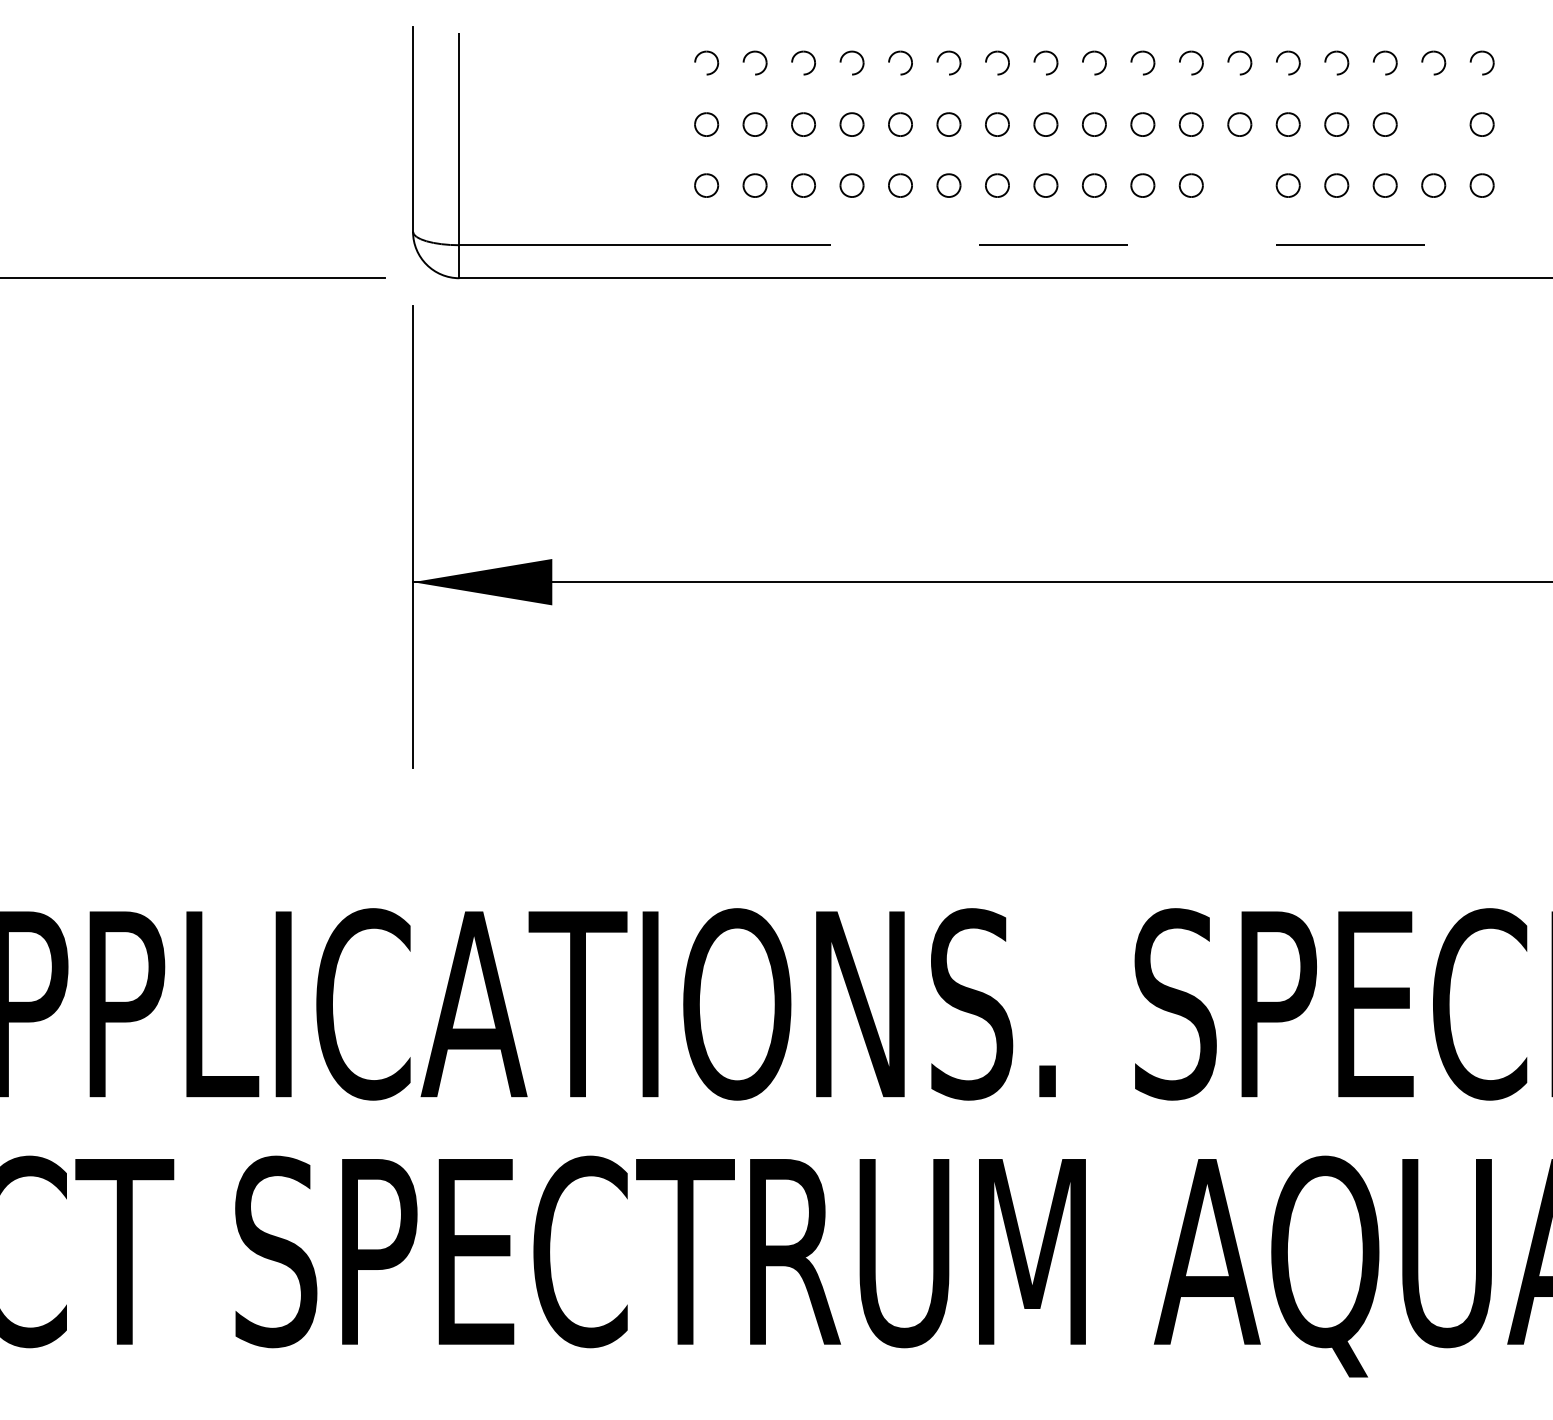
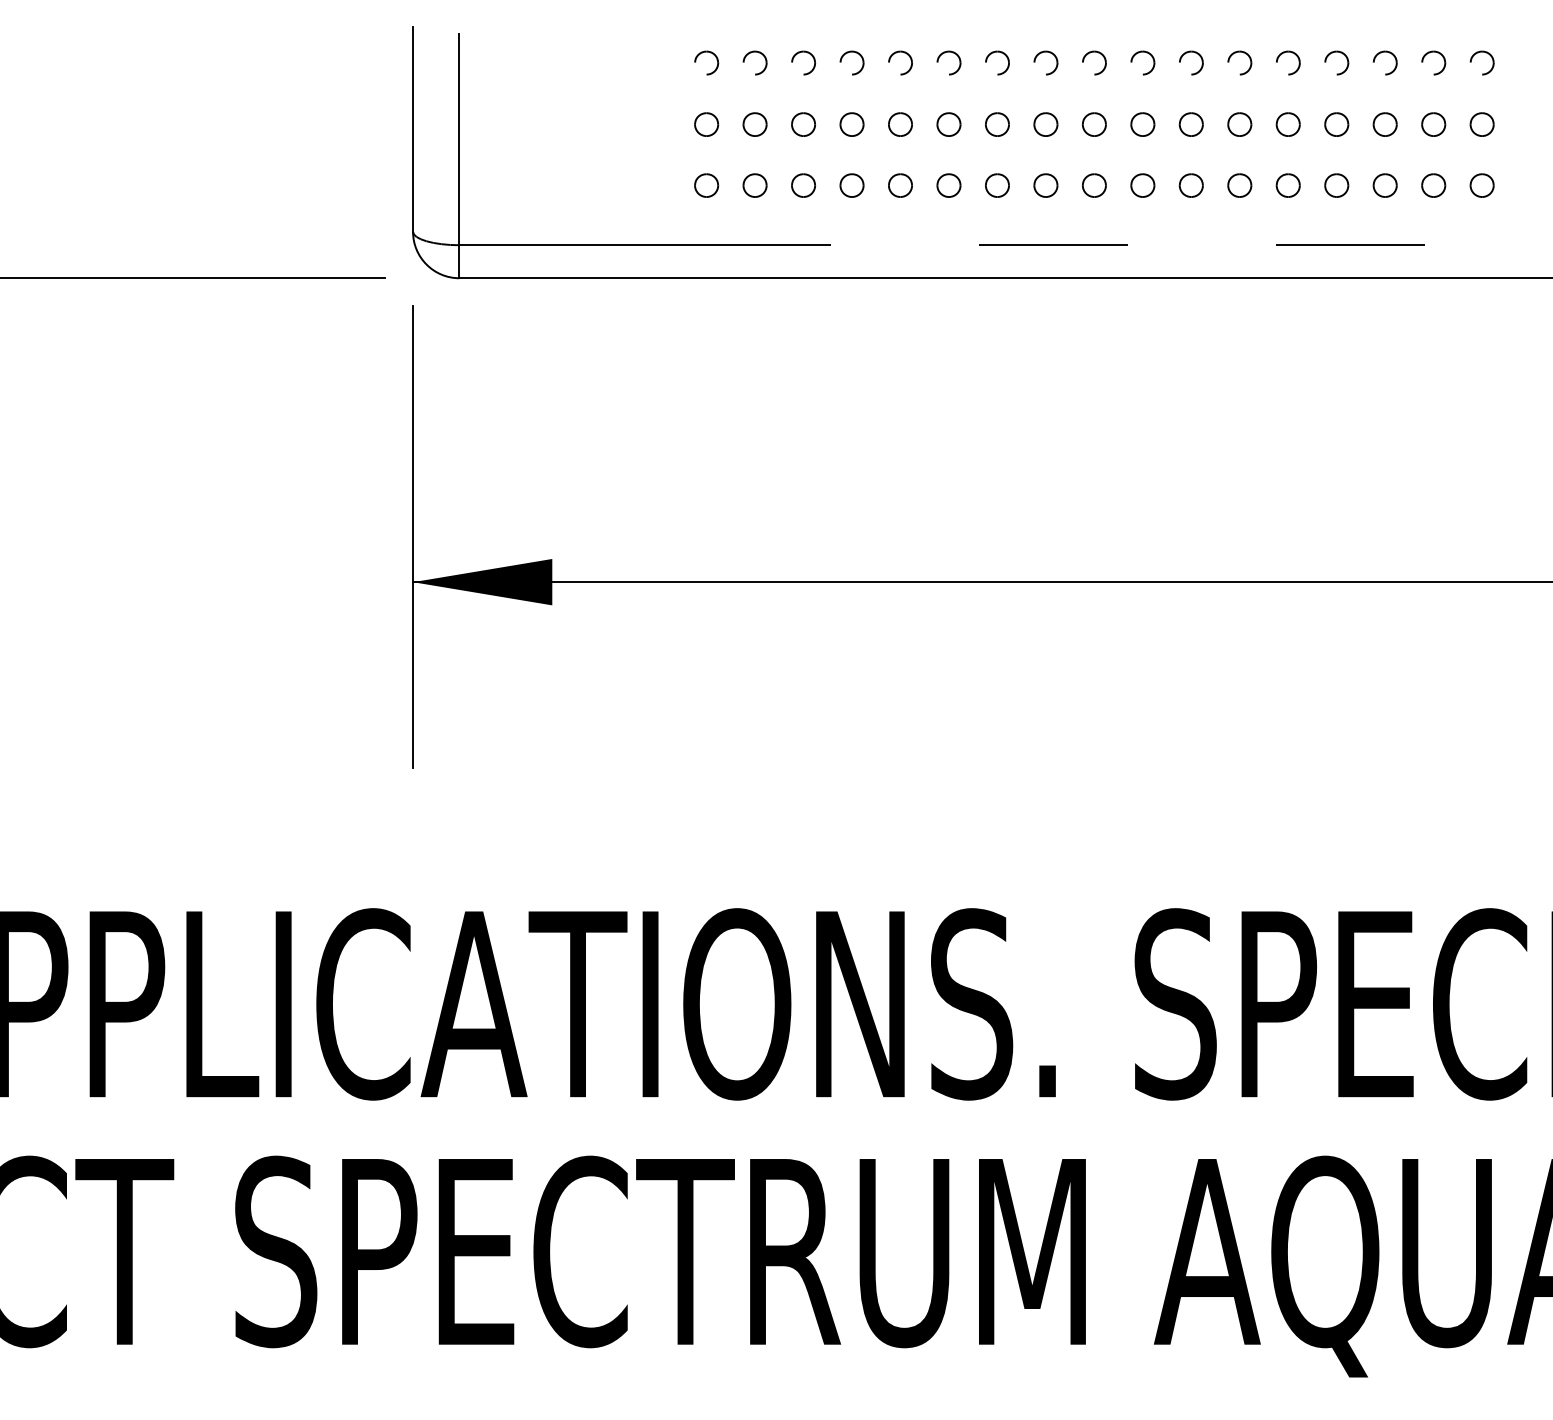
part: none -> present (1433, 124)
part: none -> present (1239, 185)
